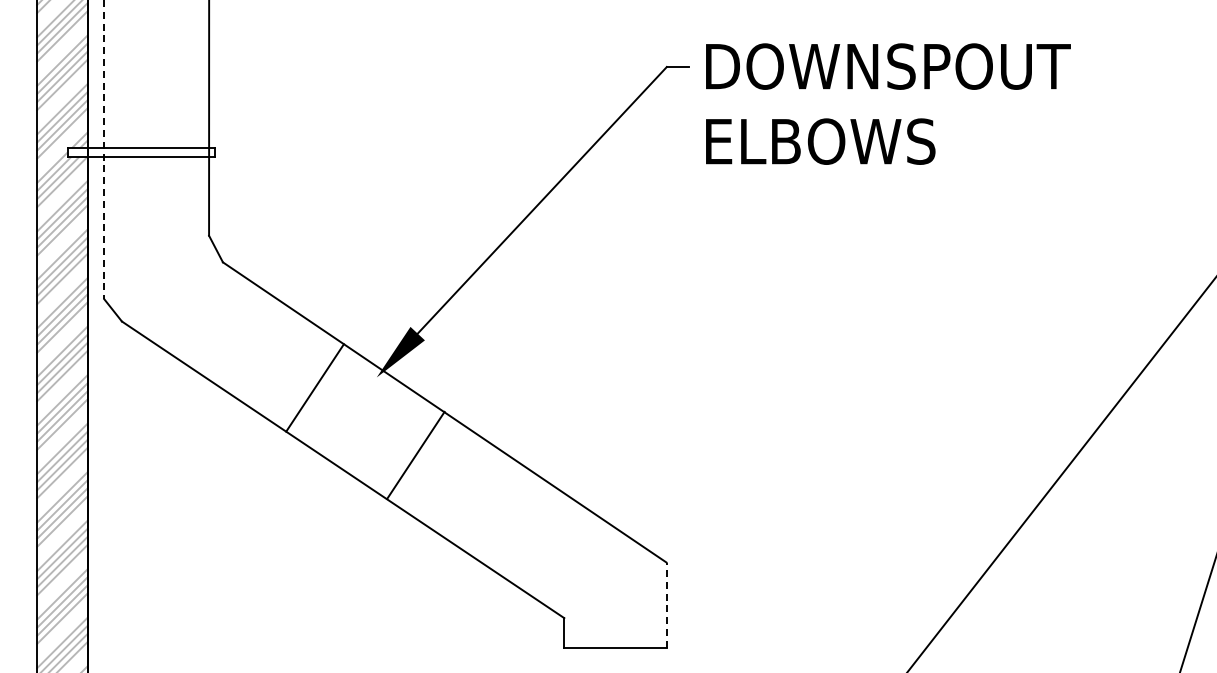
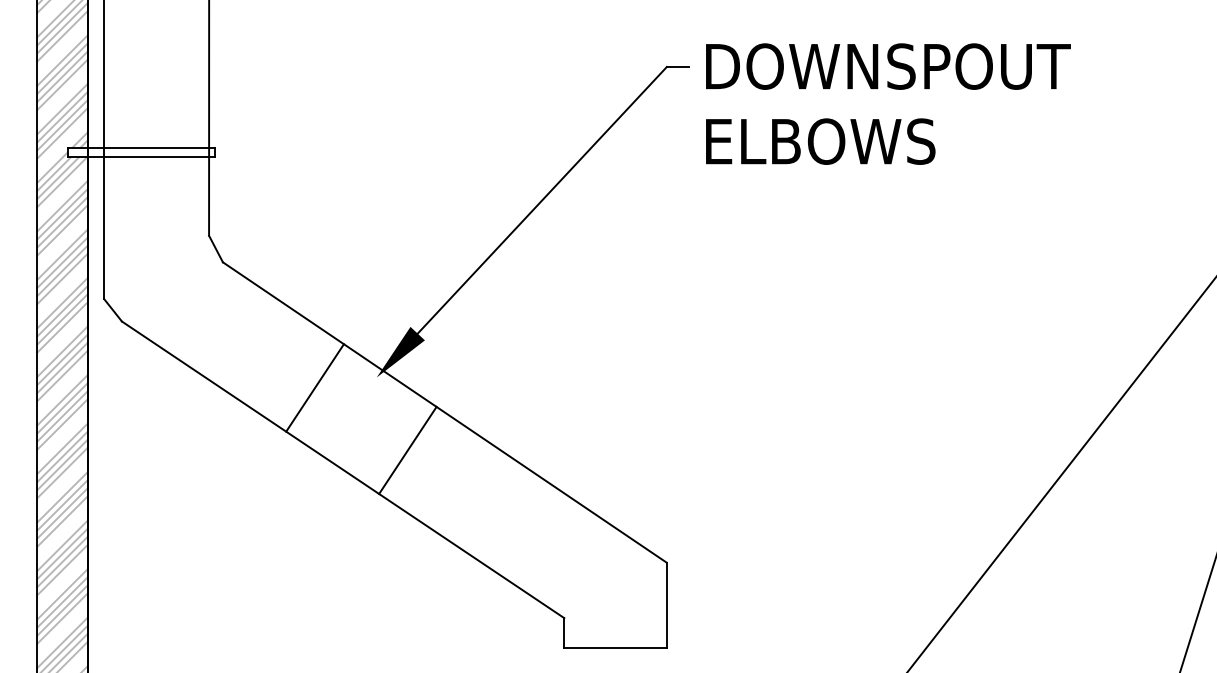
line: dashed -> solid (104, 150)
line position: (415, 454) -> (407, 449) (407, 449)
line: dashed -> solid (666, 605)
